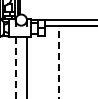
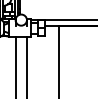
line: dashed -> solid (58, 62)
line: dashed -> solid (15, 67)
